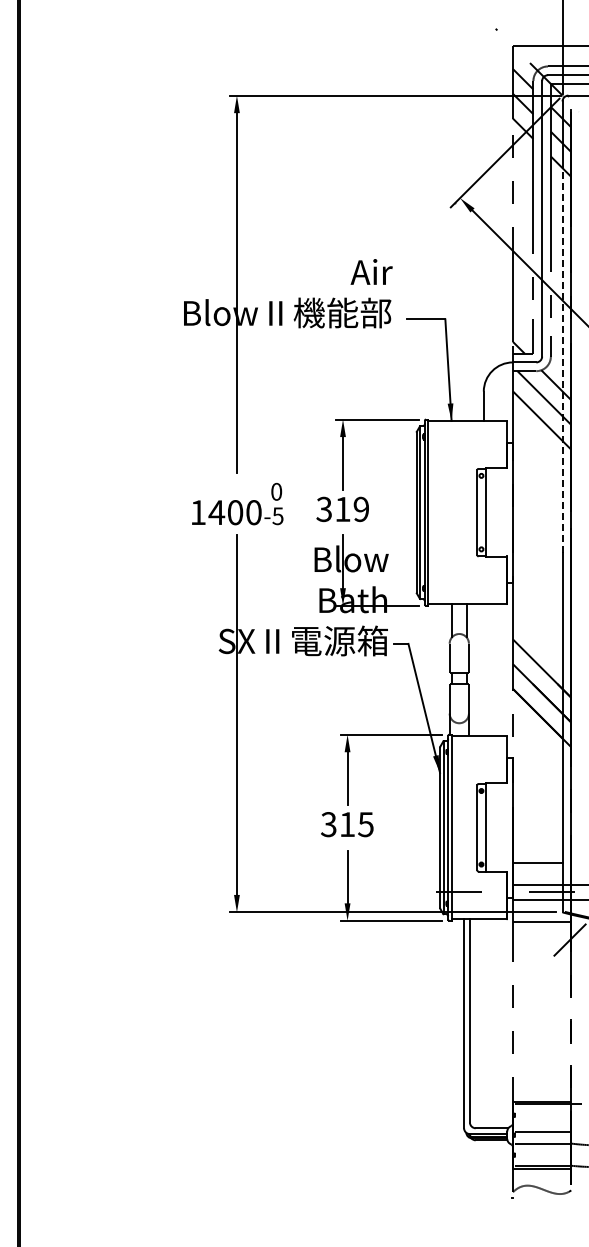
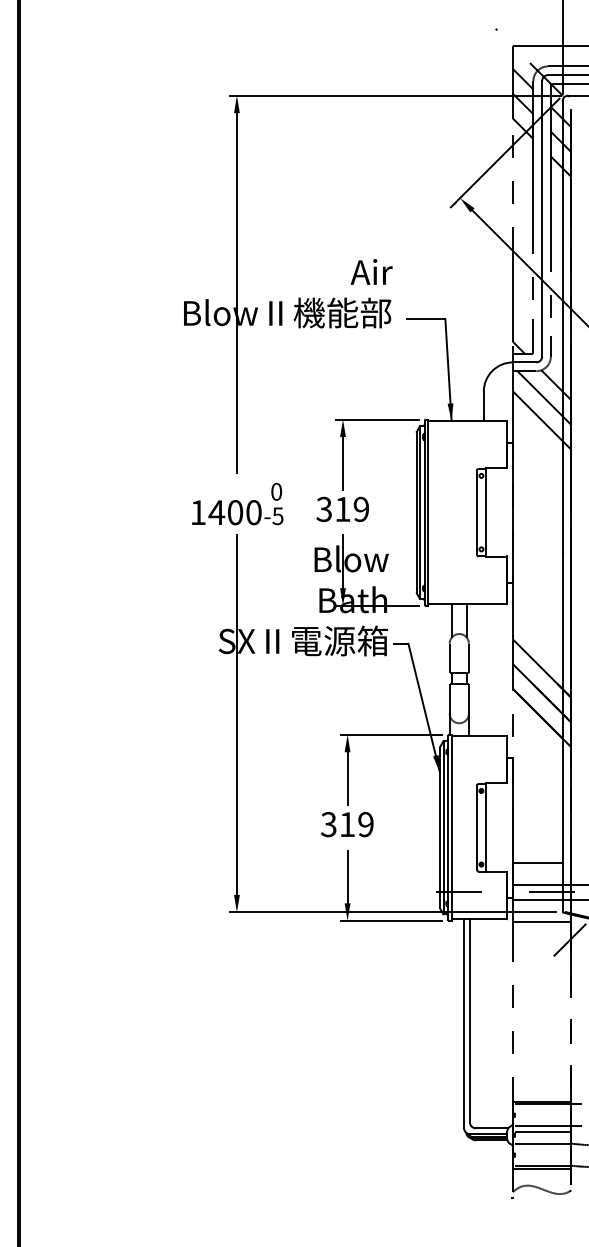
line: dashed -> solid (562, 359)
text: 315 -> 319 (365, 824)
line: none -> present (548, 1126)
